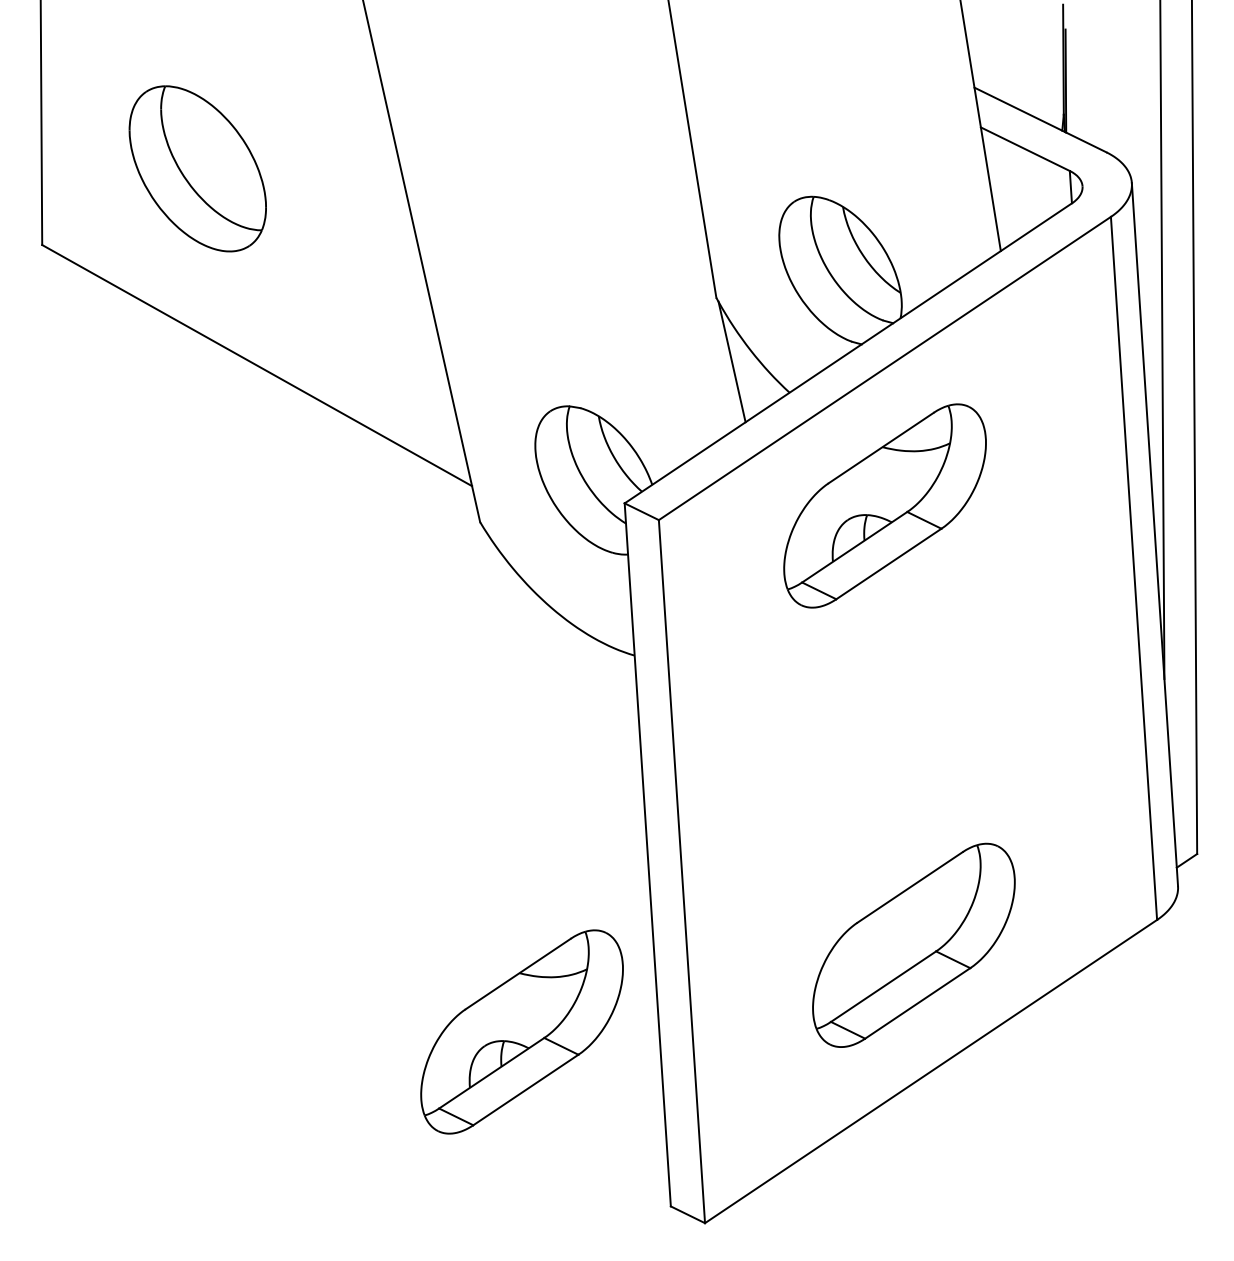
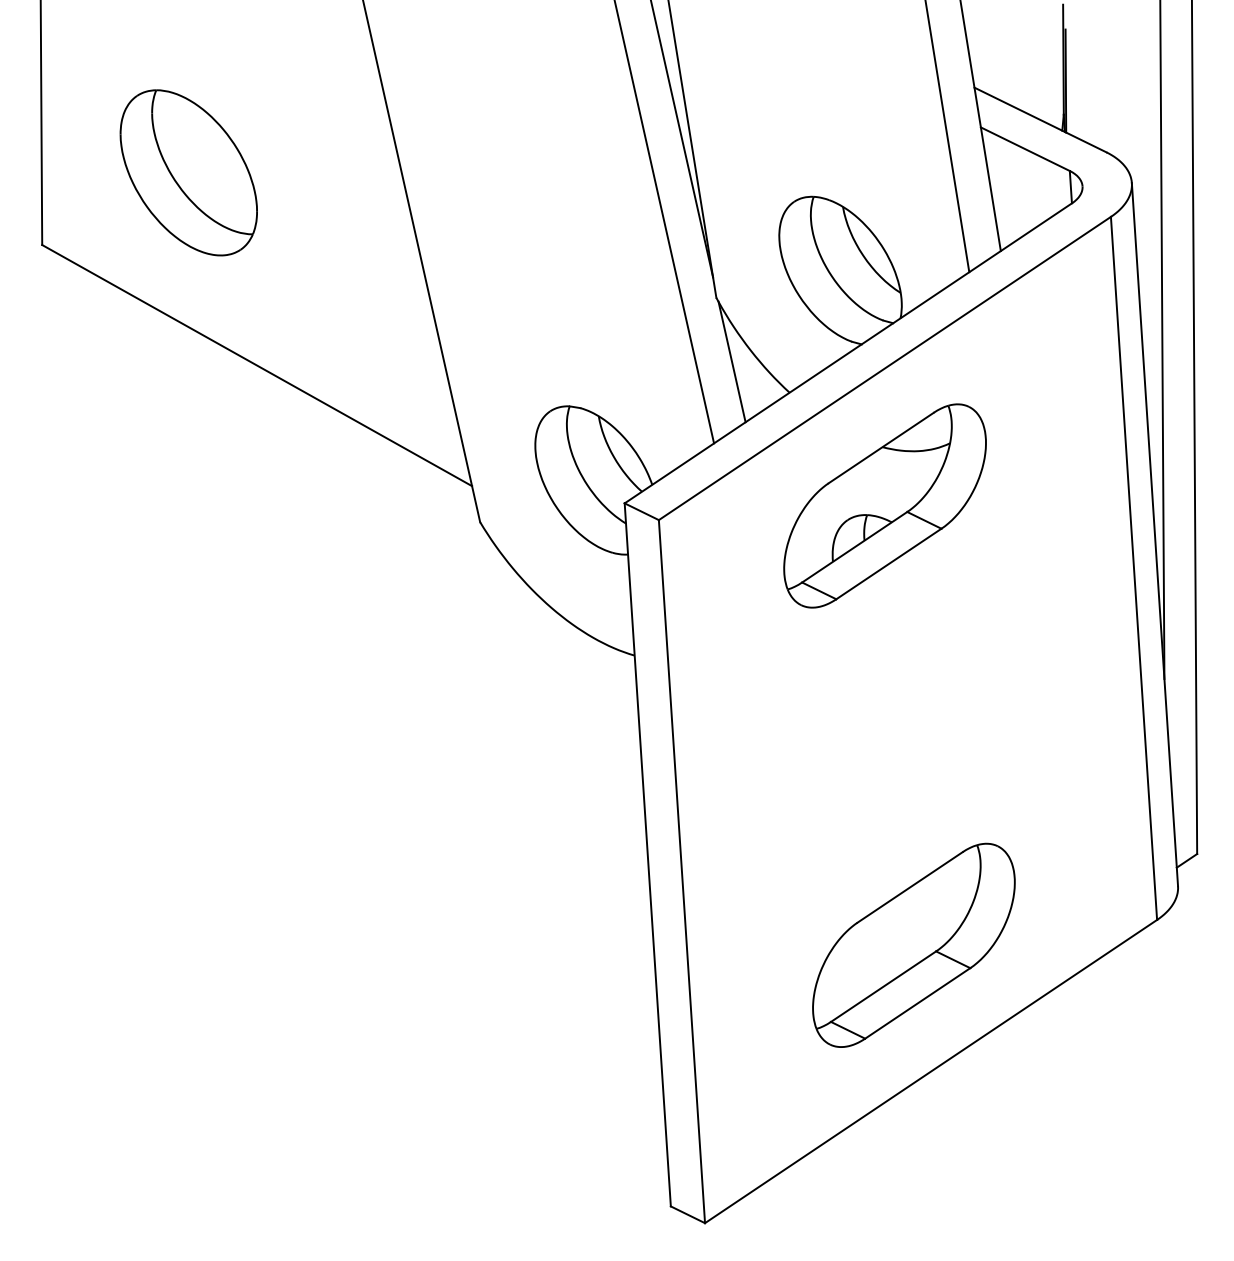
line: none -> present (947, 137)
line: none -> present (682, 139)
part position: (197, 168) -> (188, 172) (188, 172)
line: none -> present (664, 222)
part: present -> none (521, 1031)
